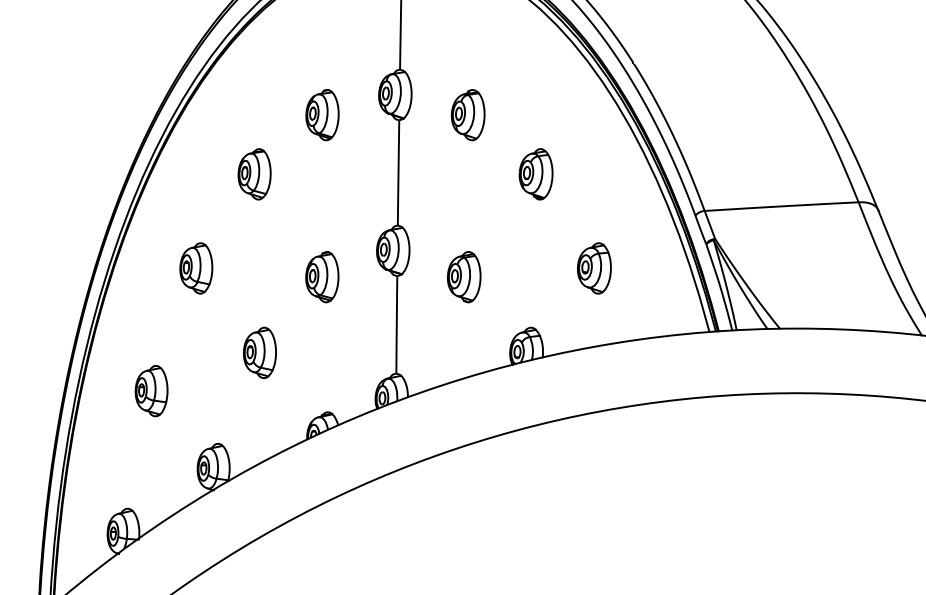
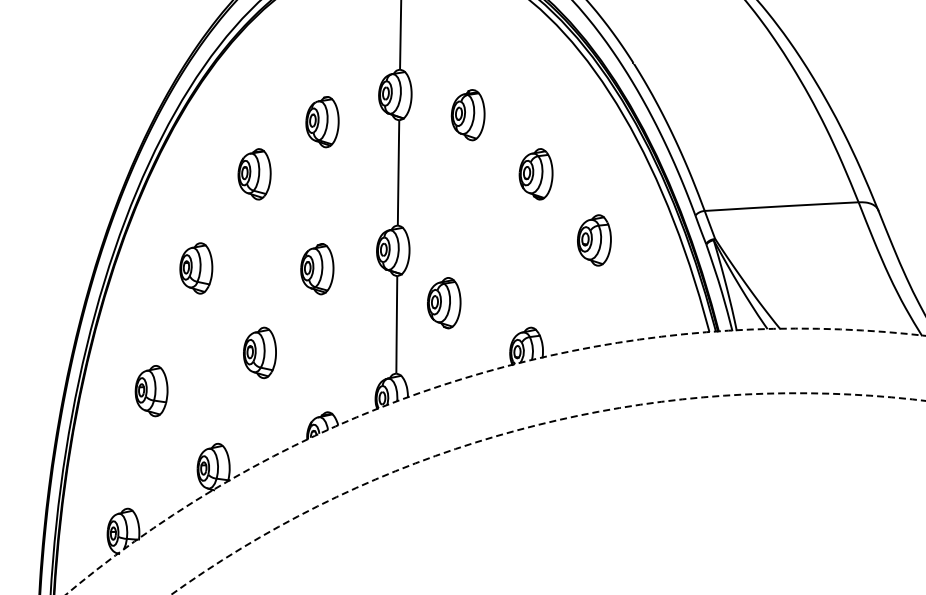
part position: (322, 115) -> (322, 122) (322, 122)
part position: (594, 268) -> (594, 240) (594, 240)
part position: (322, 277) -> (317, 269) (317, 269)
part position: (464, 277) -> (444, 303) (444, 303)
arc: solid -> dashed (464, 378)
arc: solid -> dashed (531, 426)
